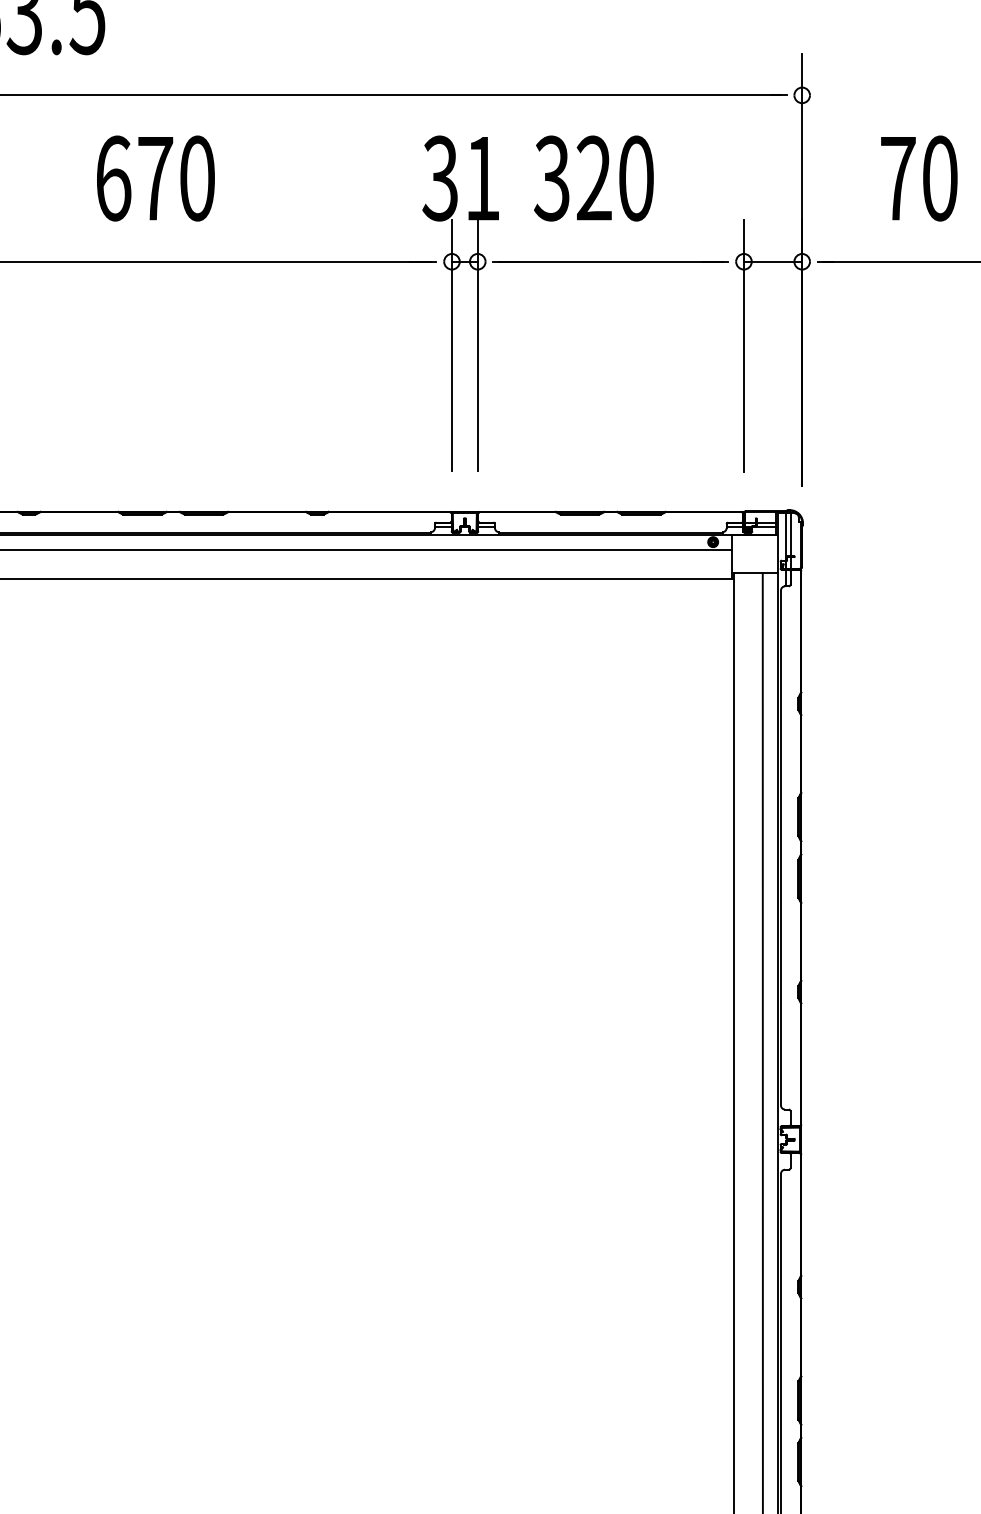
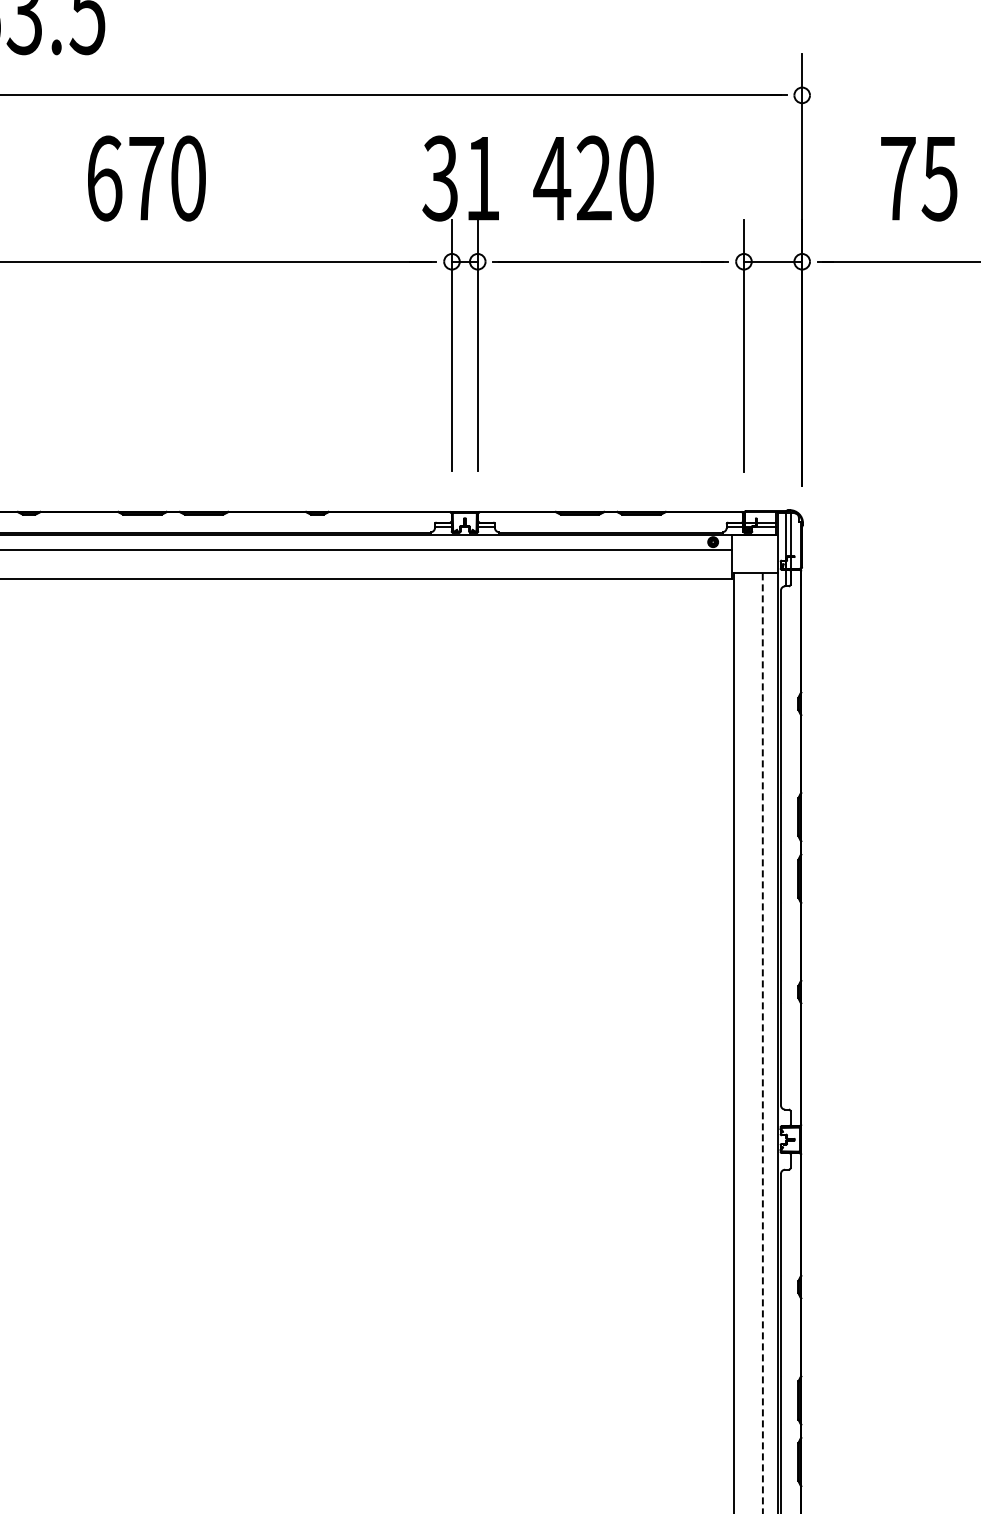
text position: (155, 178) -> (146, 178) (146, 178)
text: 320 -> 420 (552, 178)
text: 70 -> 75 (939, 178)
line: solid -> dashed (762, 1043)
